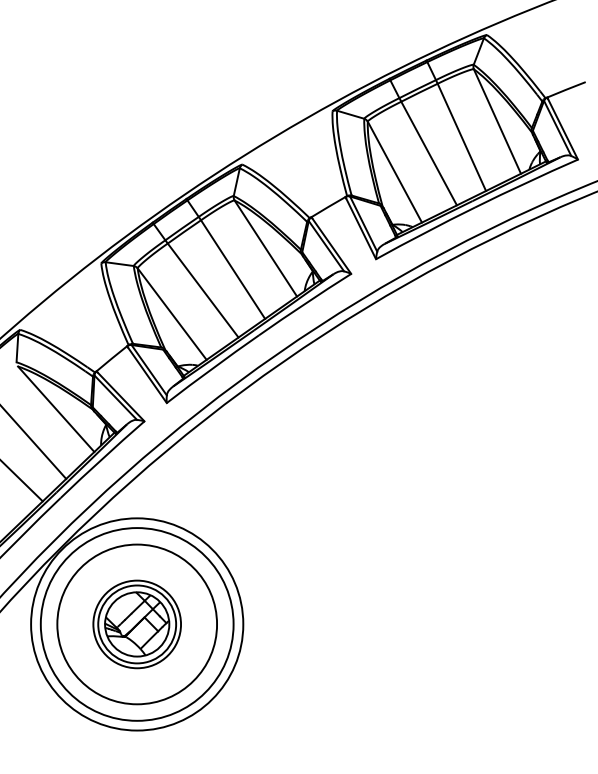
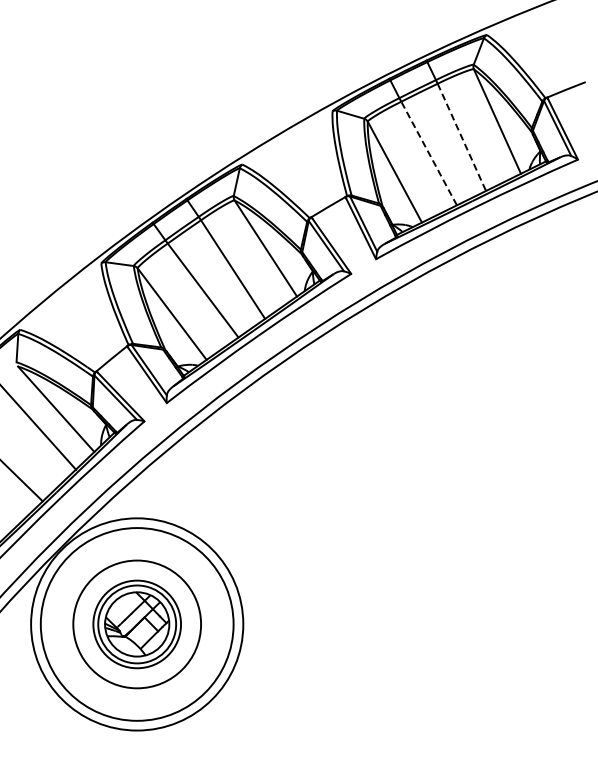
line: solid -> dashed (461, 137)
line: solid -> dashed (429, 153)
line position: (34, 442) -> (39, 428) (39, 428)
circle diameter: 160 px -> 128 px (137, 624)
